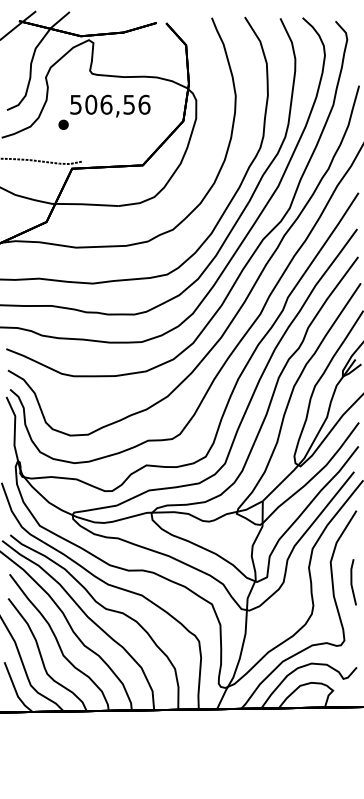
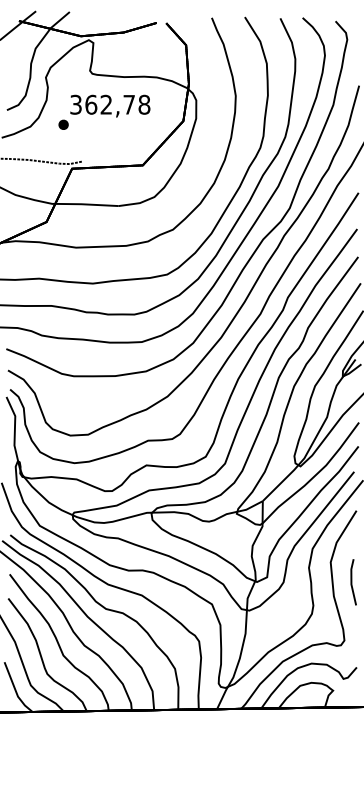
text: 506,56 -> 362,78 (110, 104)
